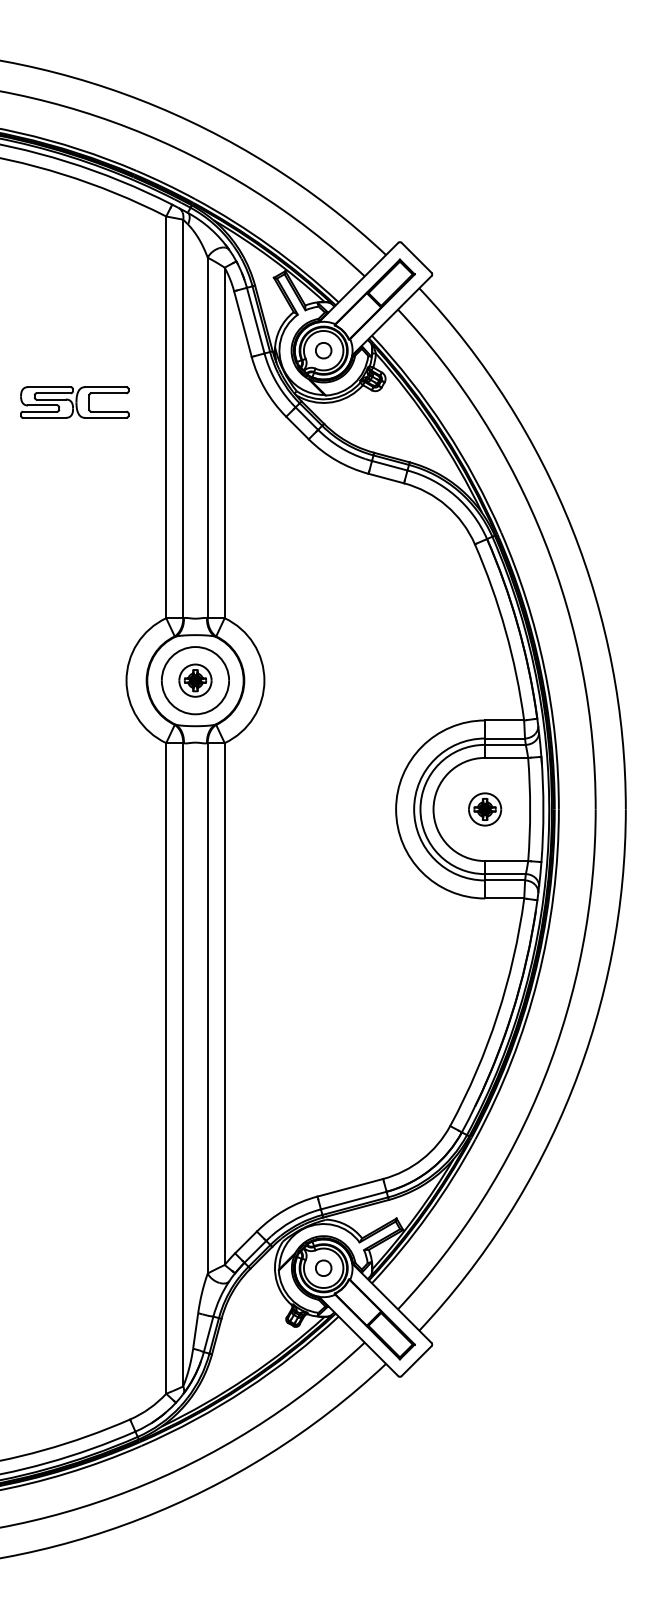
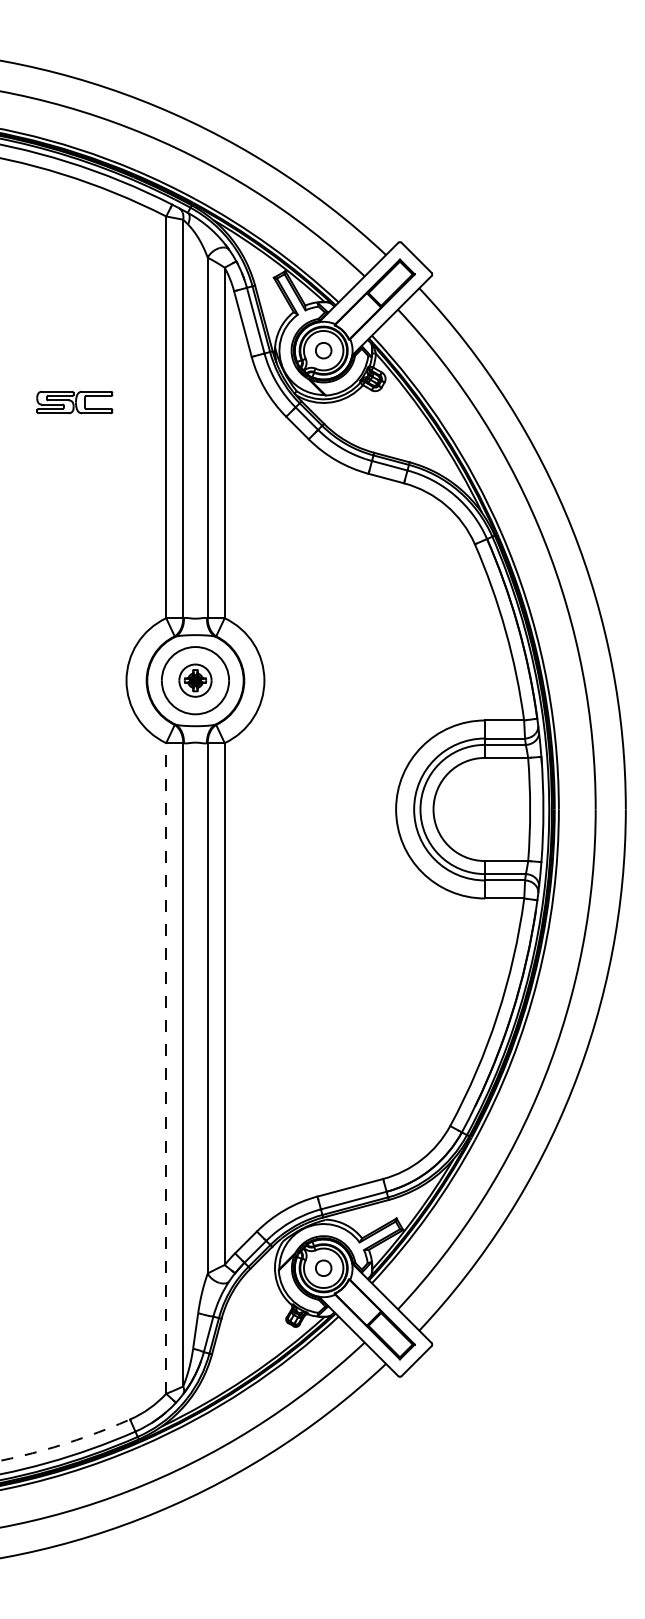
part size: 110x33 px -> 78x25 px (74, 402)
part: present -> none (485, 809)
line: solid -> dashed (166, 1067)
arc: solid -> dashed (65, 1443)
